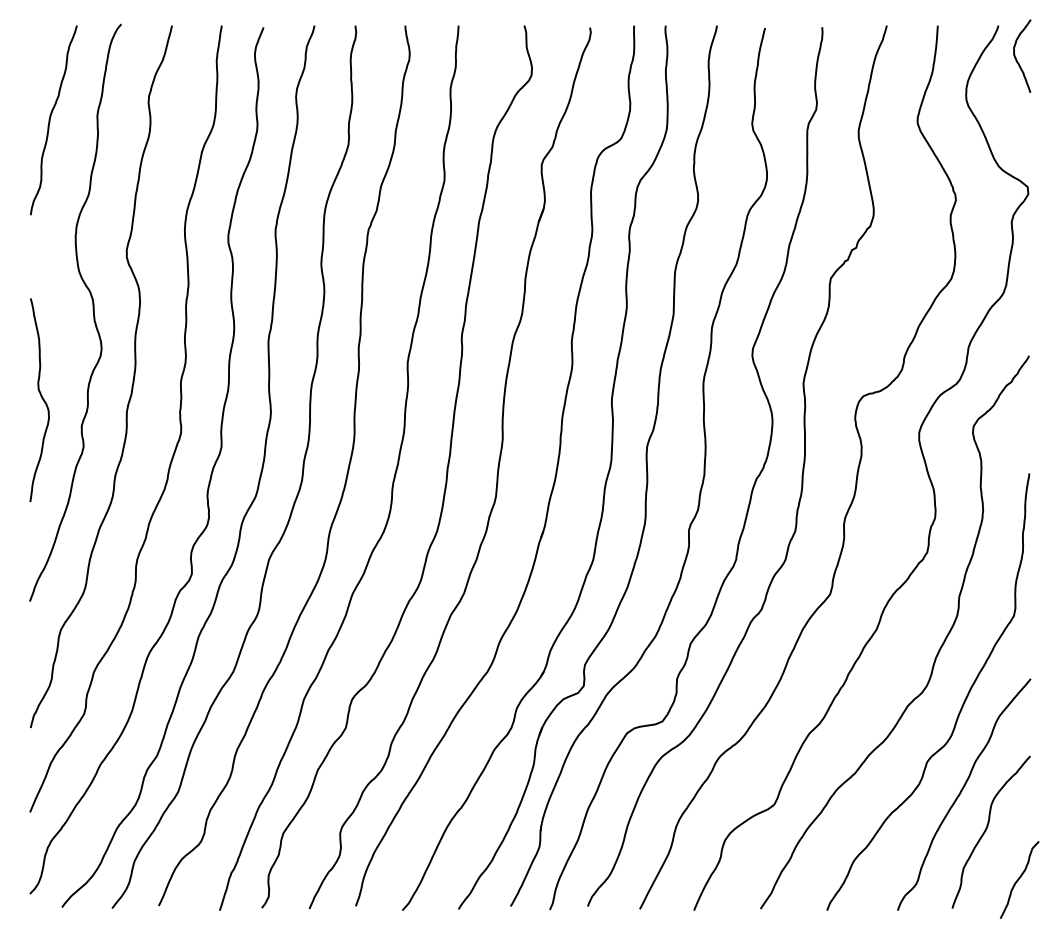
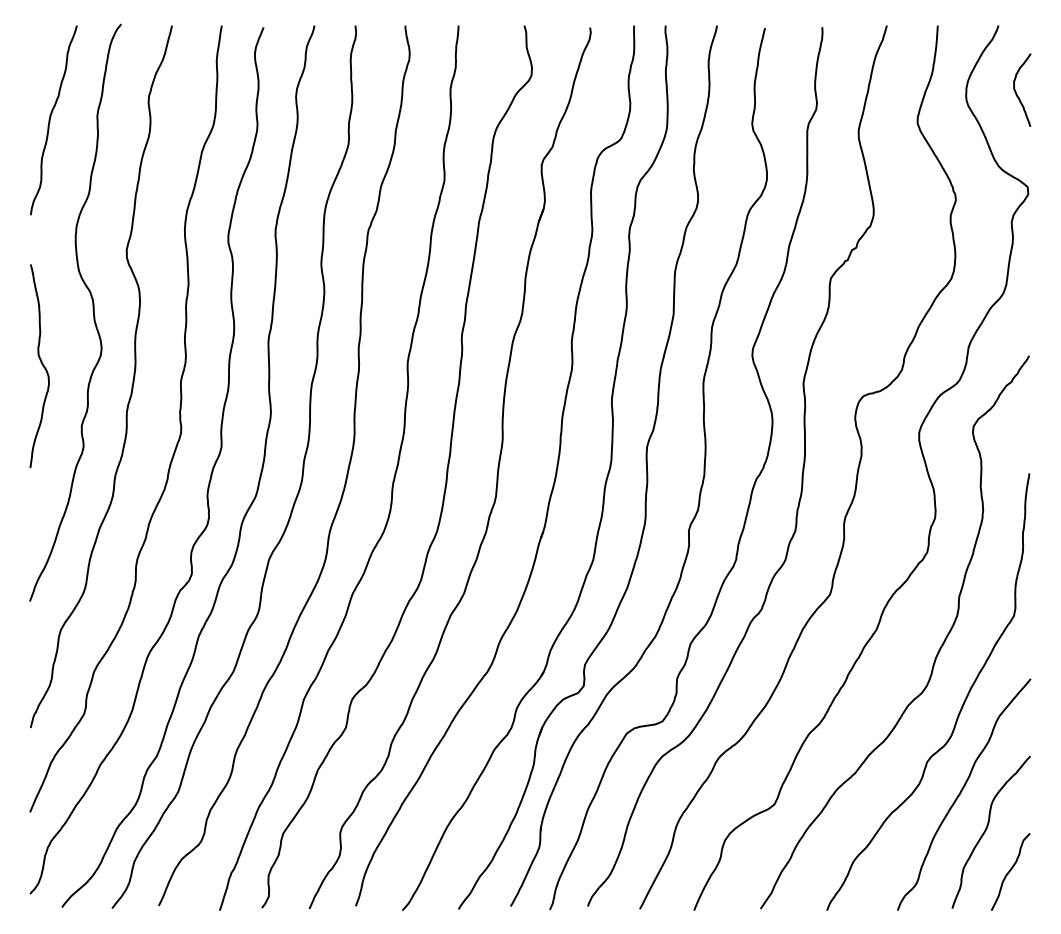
curve position: (1016, 57) -> (1016, 91) (1016, 91)
curve position: (41, 398) -> (41, 364) (41, 364)
curve position: (1019, 879) -> (1010, 871) (1010, 871)
